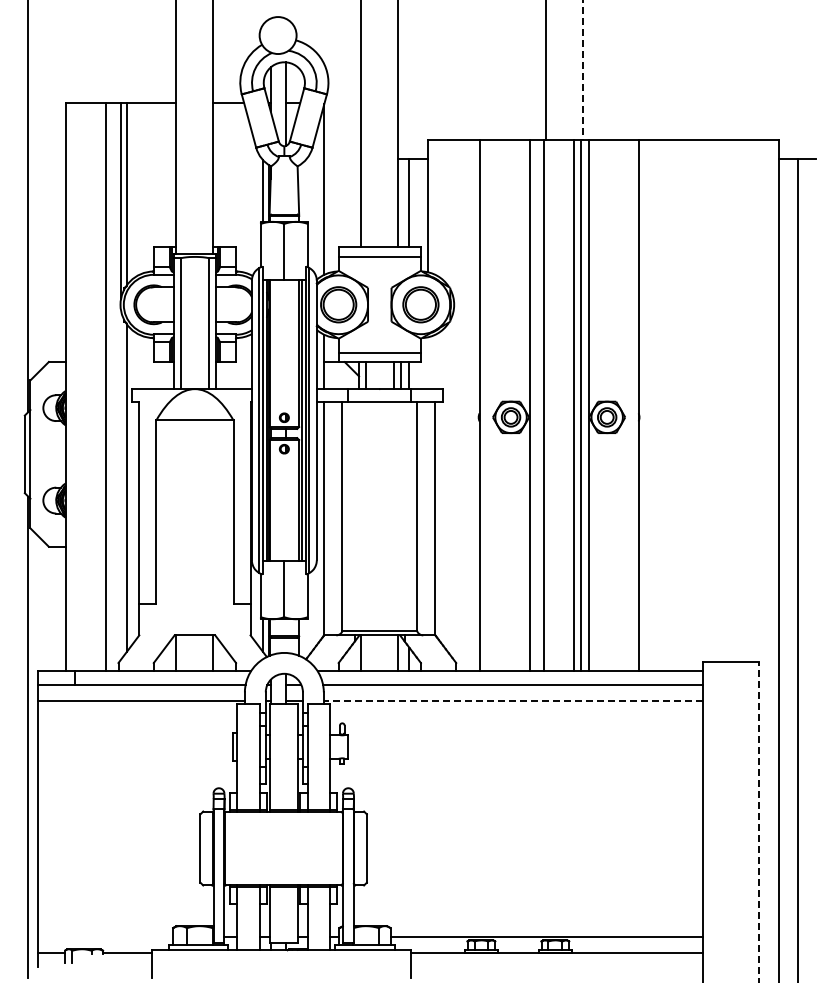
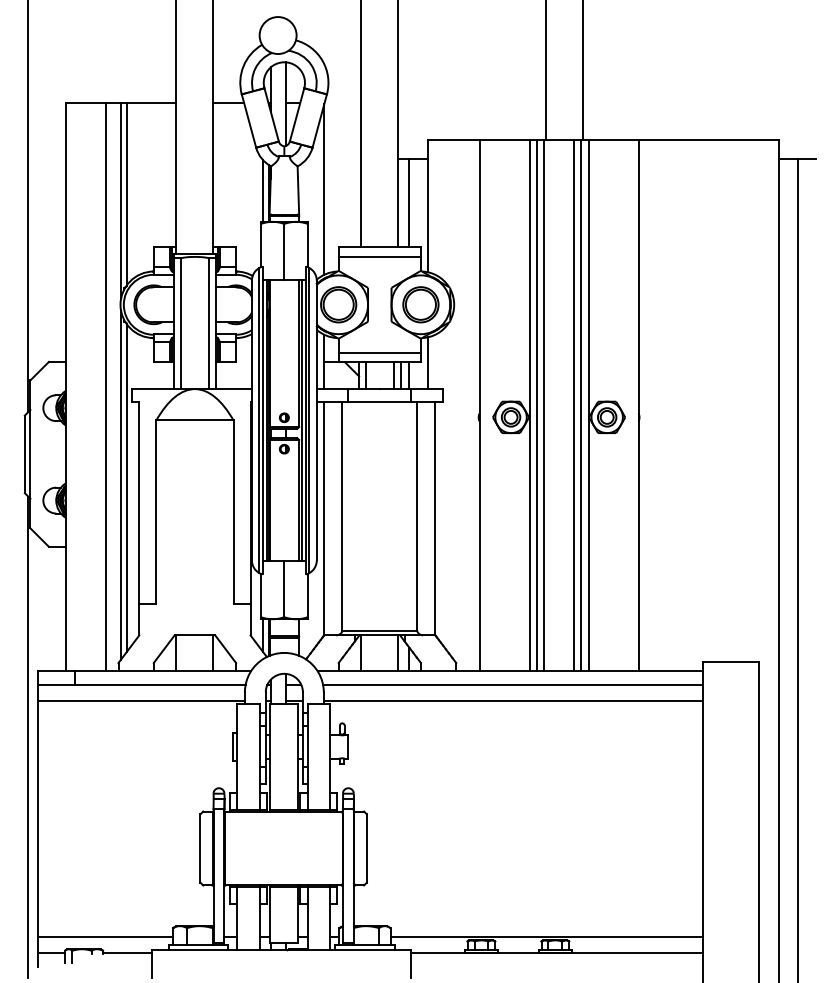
line: dashed -> solid (583, 70)
line: none -> present (427, 363)
line: none -> present (536, 405)
line: none -> present (120, 484)
line: dashed -> solid (513, 701)
line: dashed -> solid (758, 821)
line: none -> present (105, 936)
